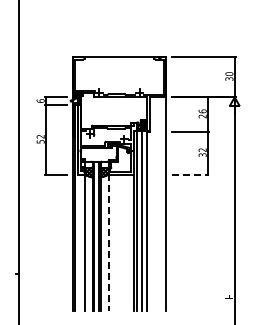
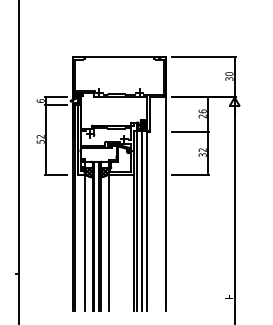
line: dashed -> solid (190, 174)
line: dashed -> solid (108, 243)
